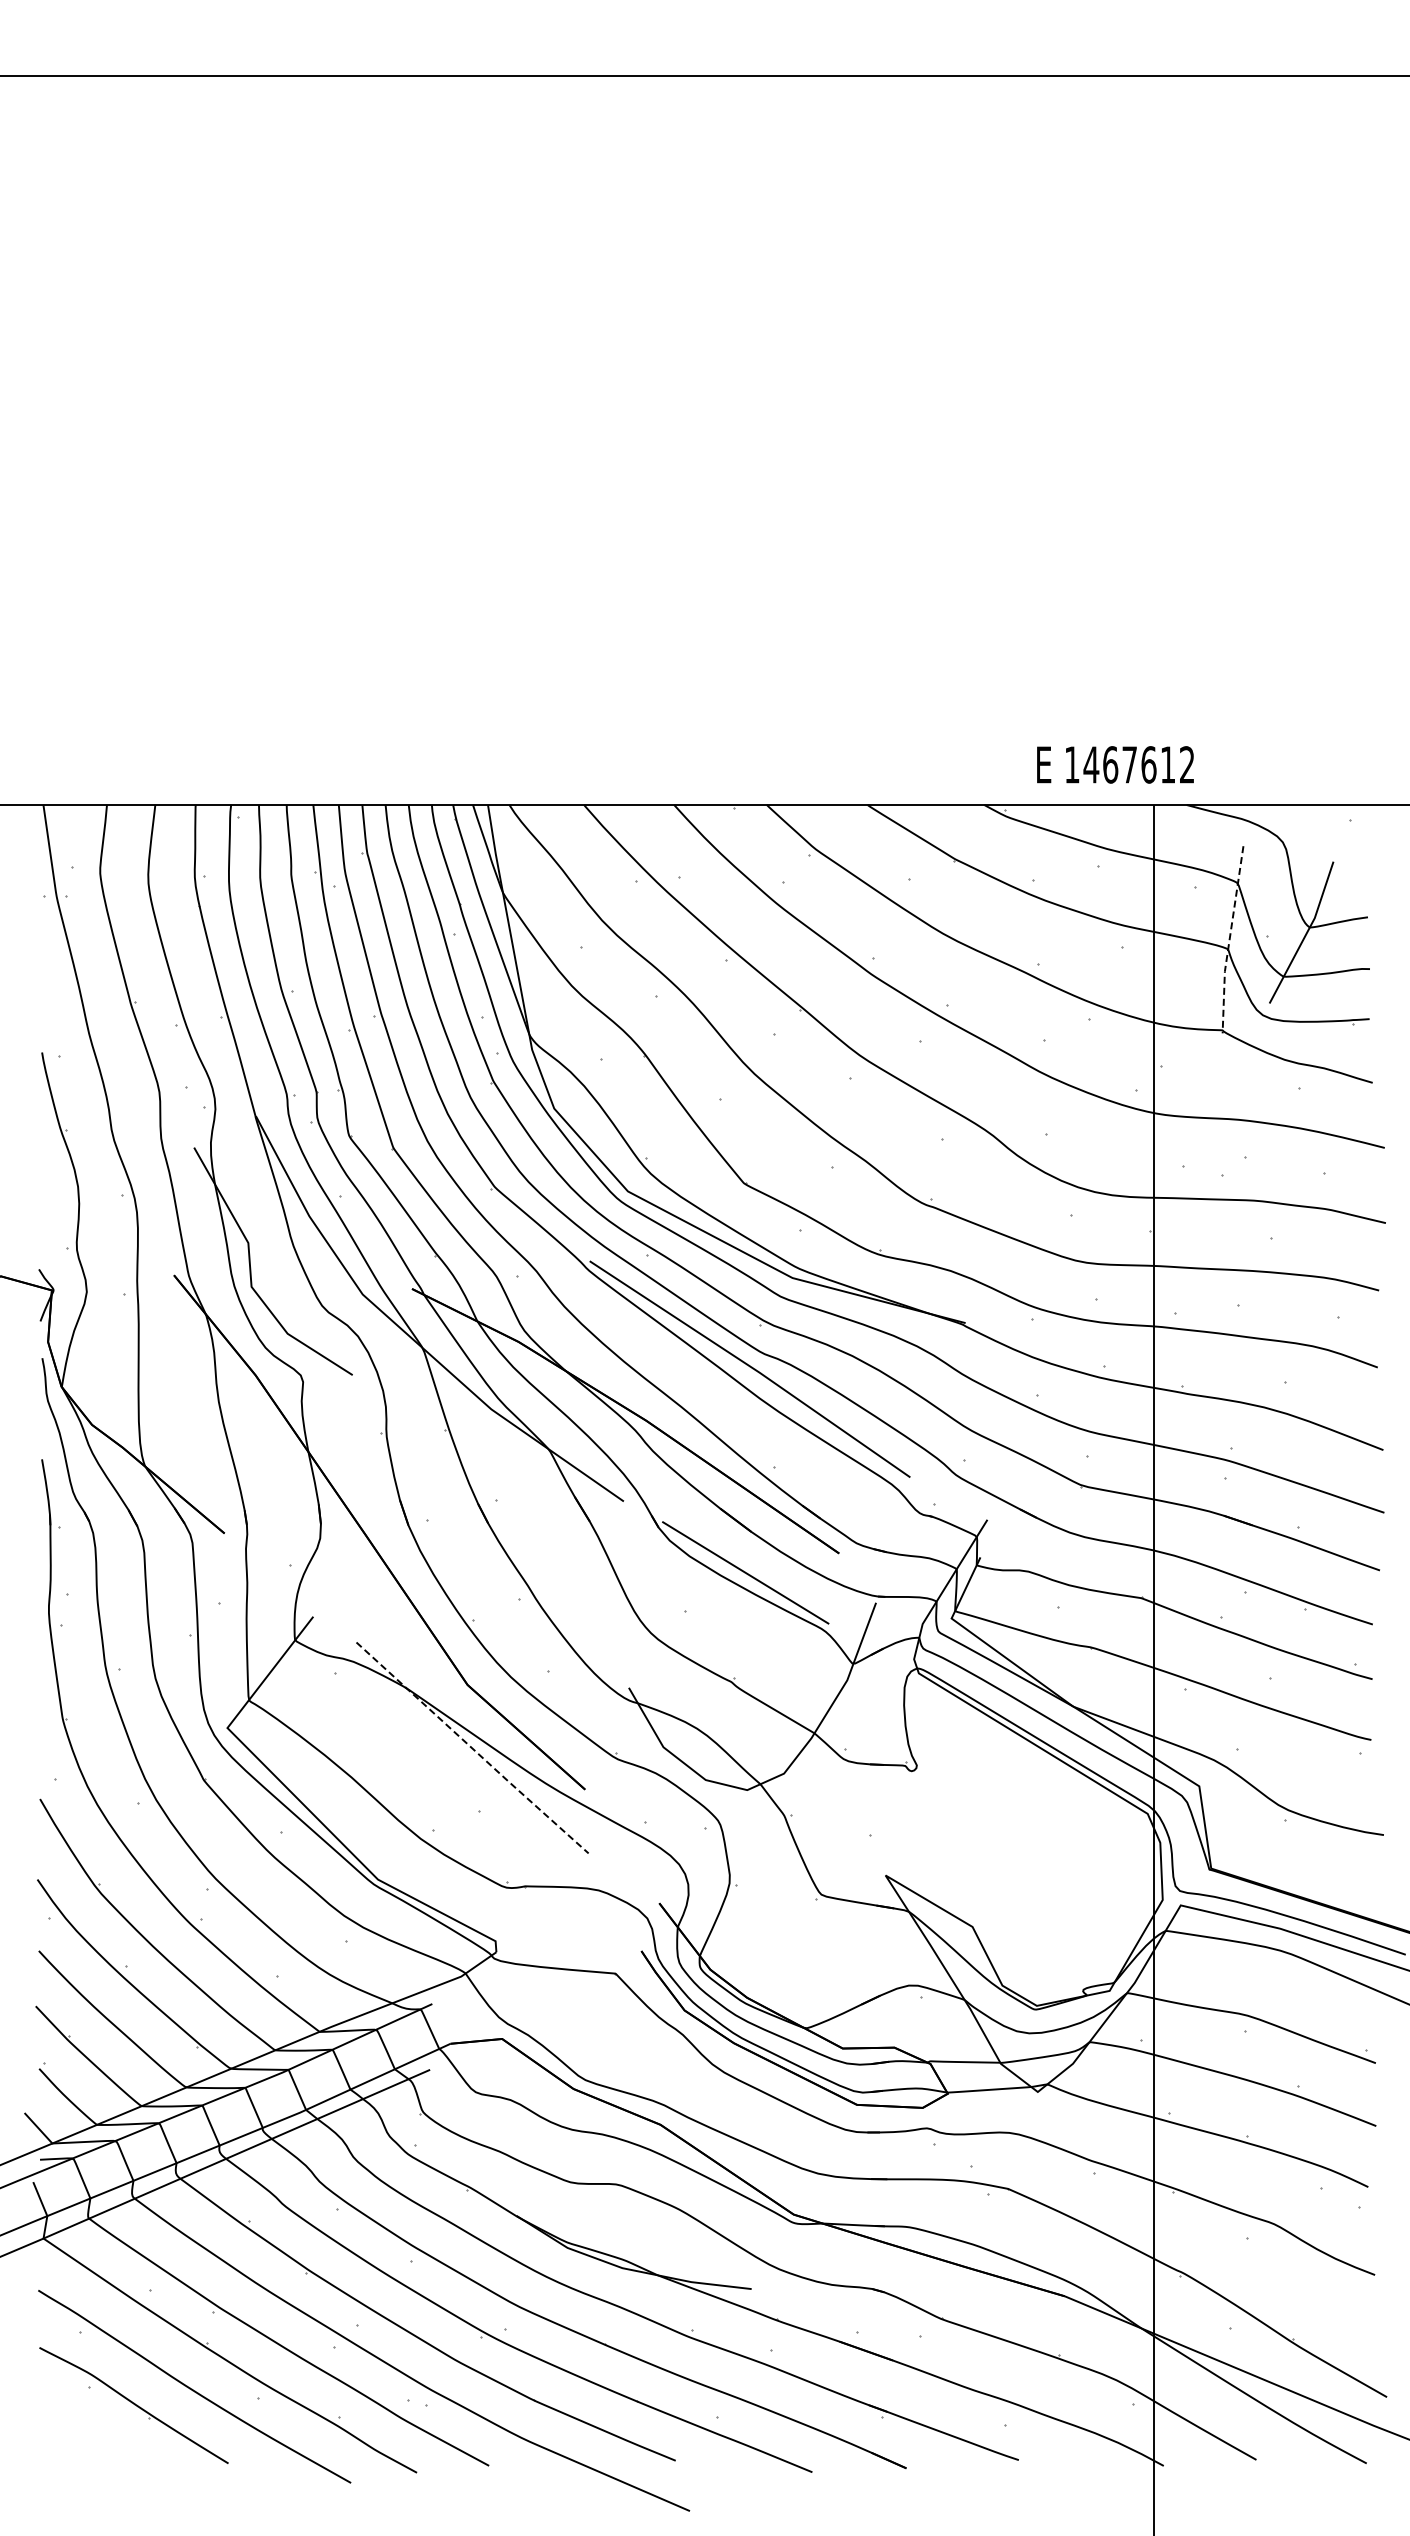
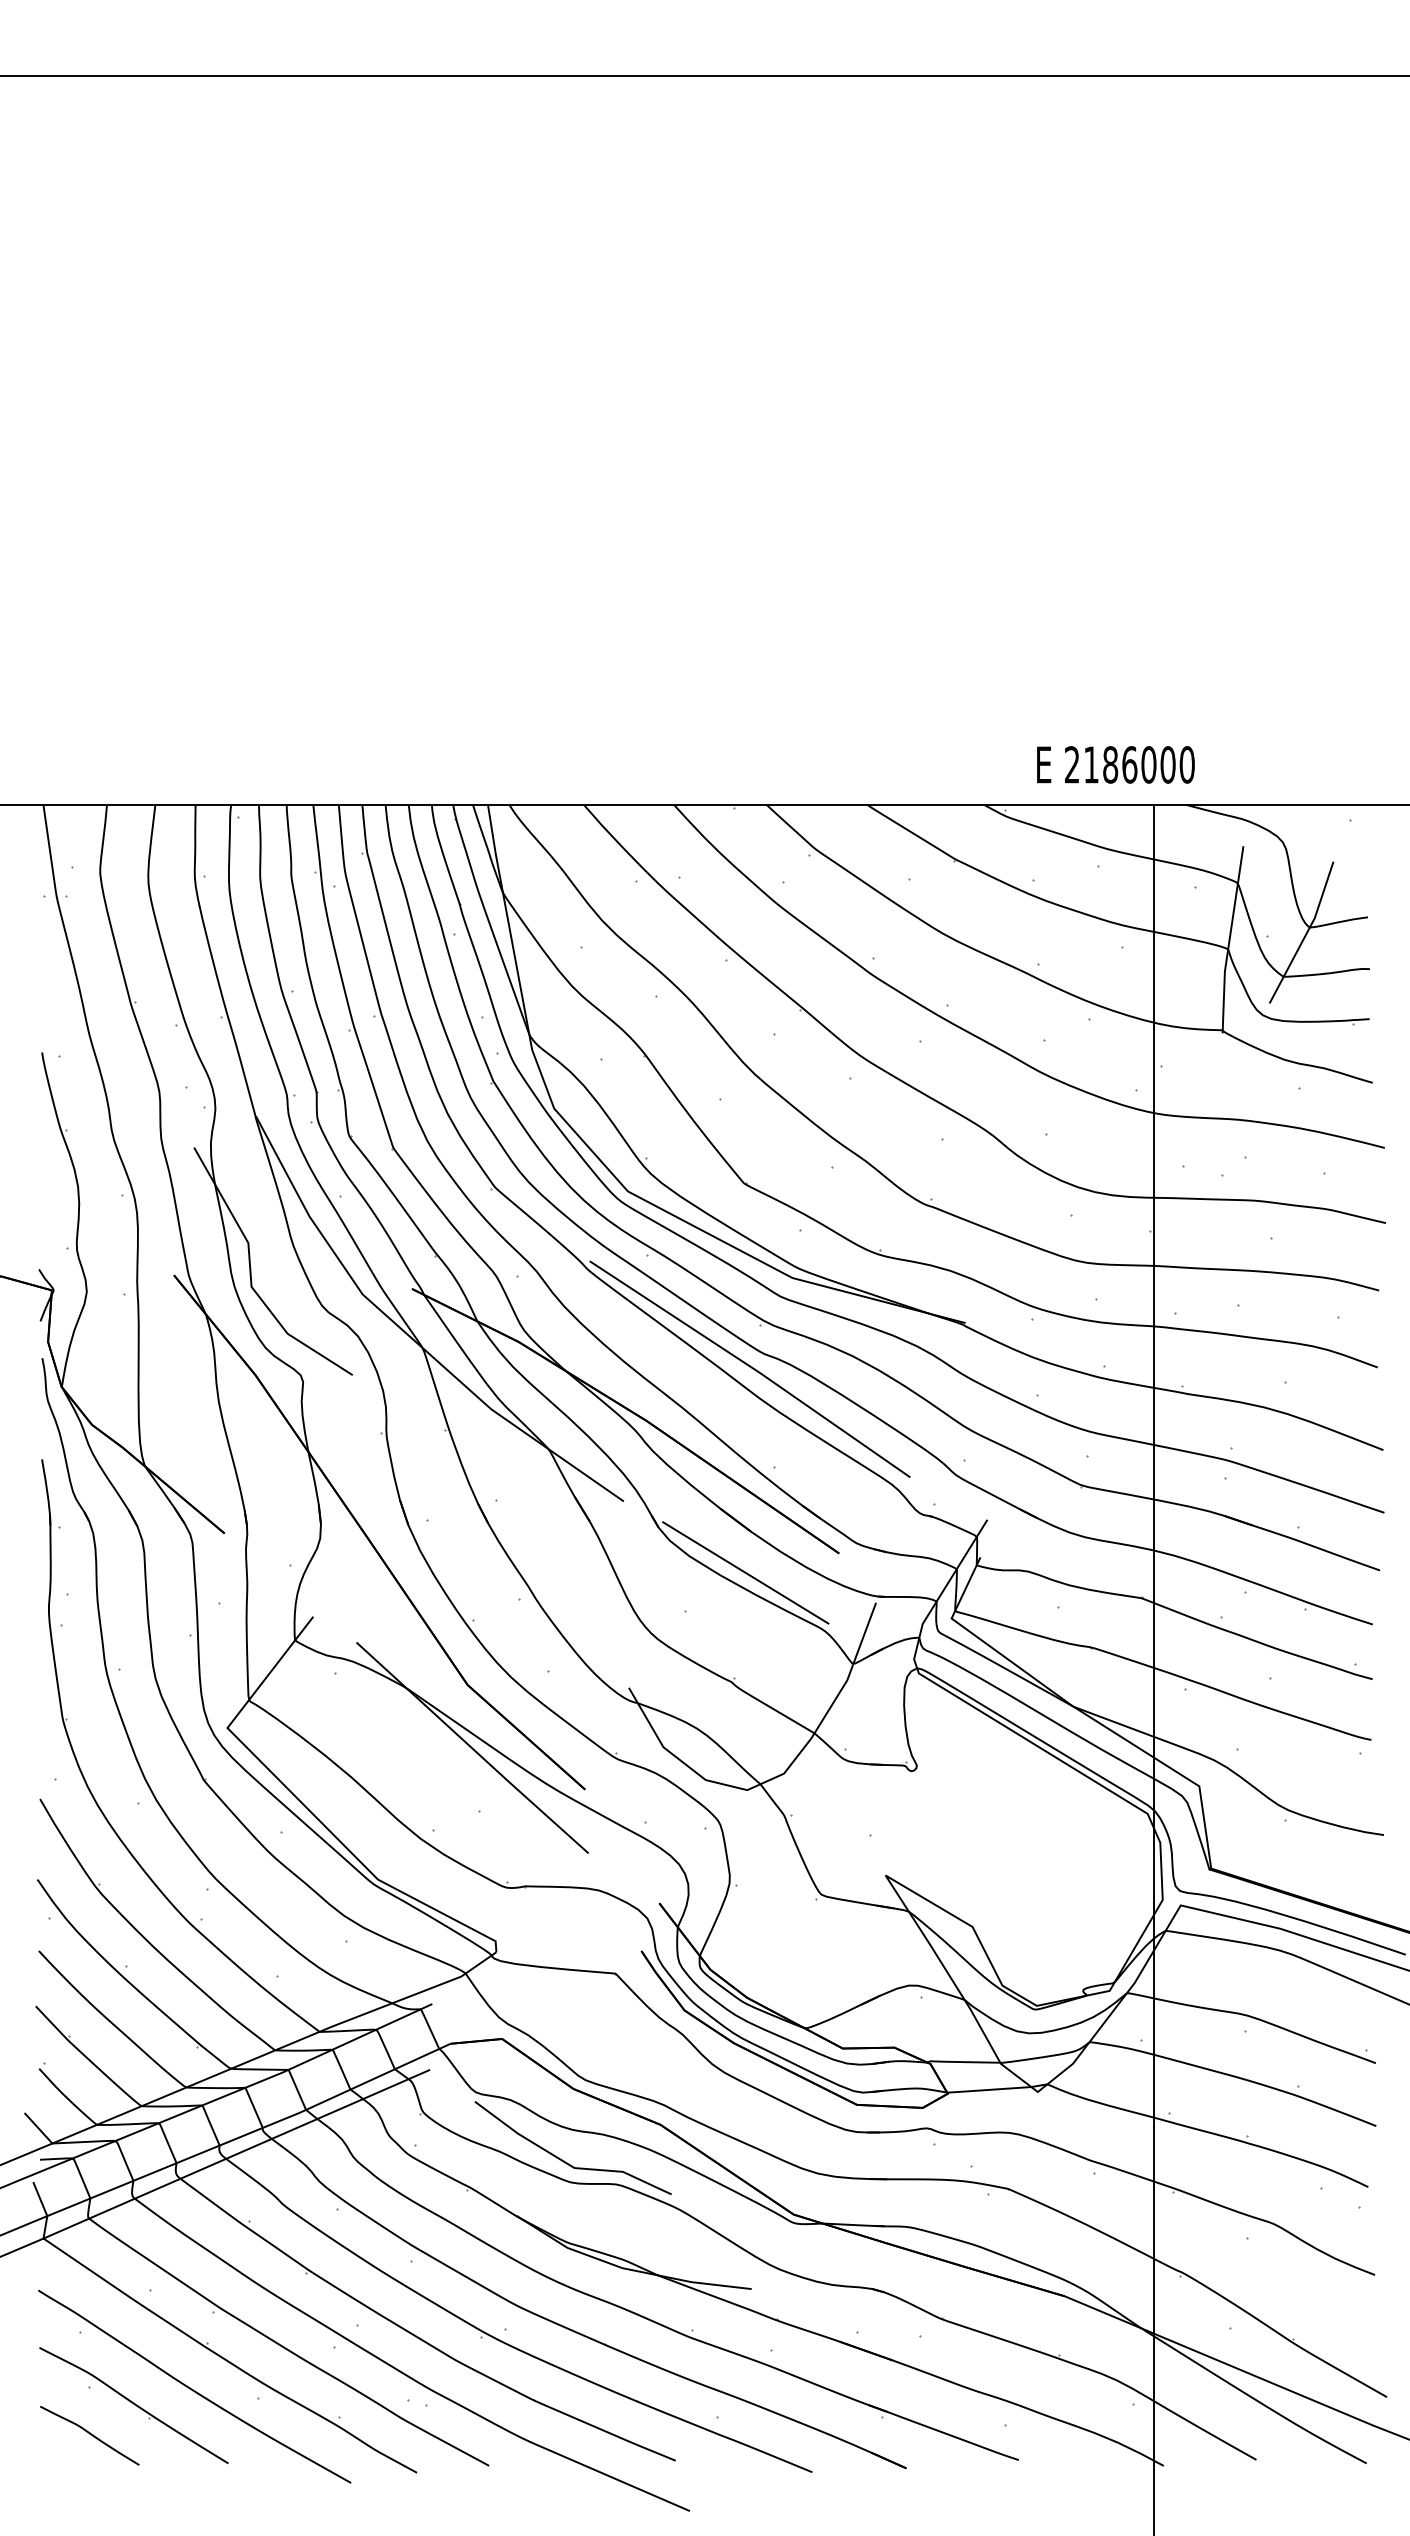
text: 1467612 -> 2186000 (1129, 764)
line: dashed -> solid (1229, 939)
line: dashed -> solid (472, 1748)
line: none -> present (564, 2160)
curve: none -> present (89, 2434)
